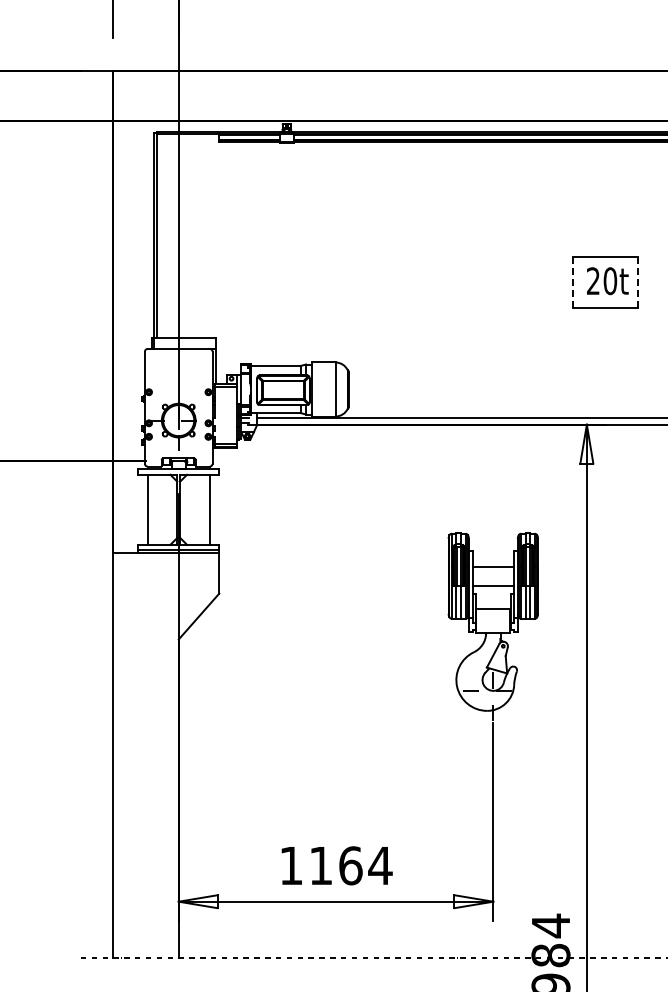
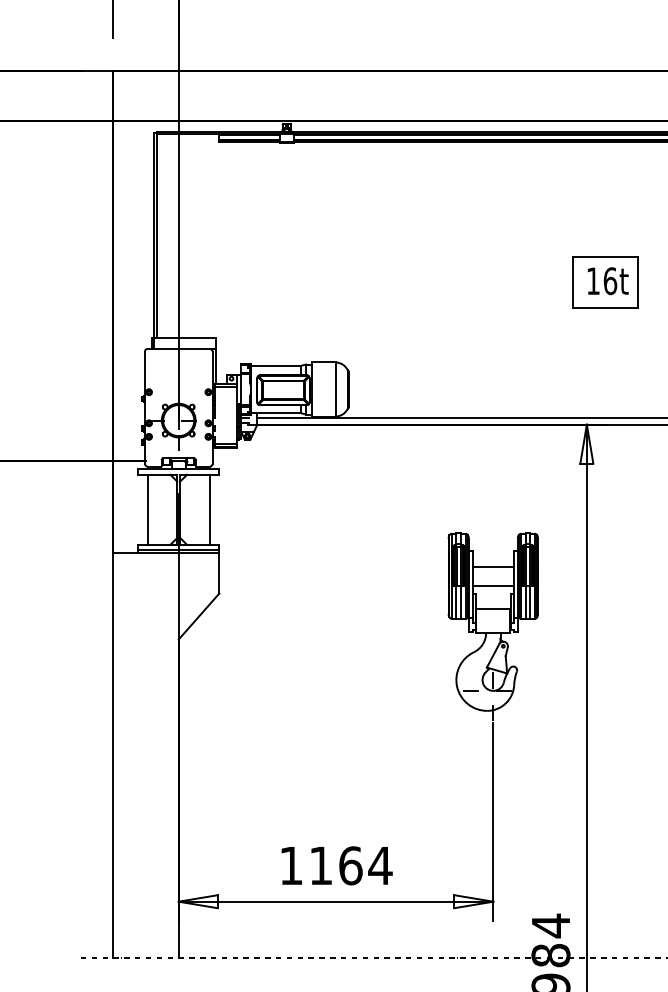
text: 20t -> 16t (602, 280)
line: dashed -> solid (572, 282)
line: dashed -> solid (638, 282)
